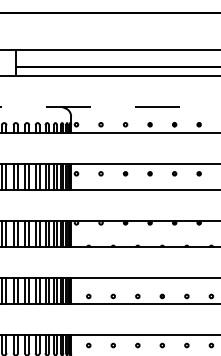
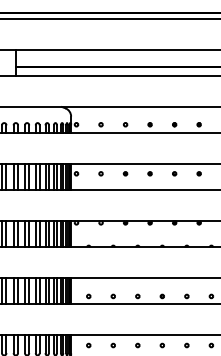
line: none -> present (109, 18)
line: dashed -> solid (110, 107)
